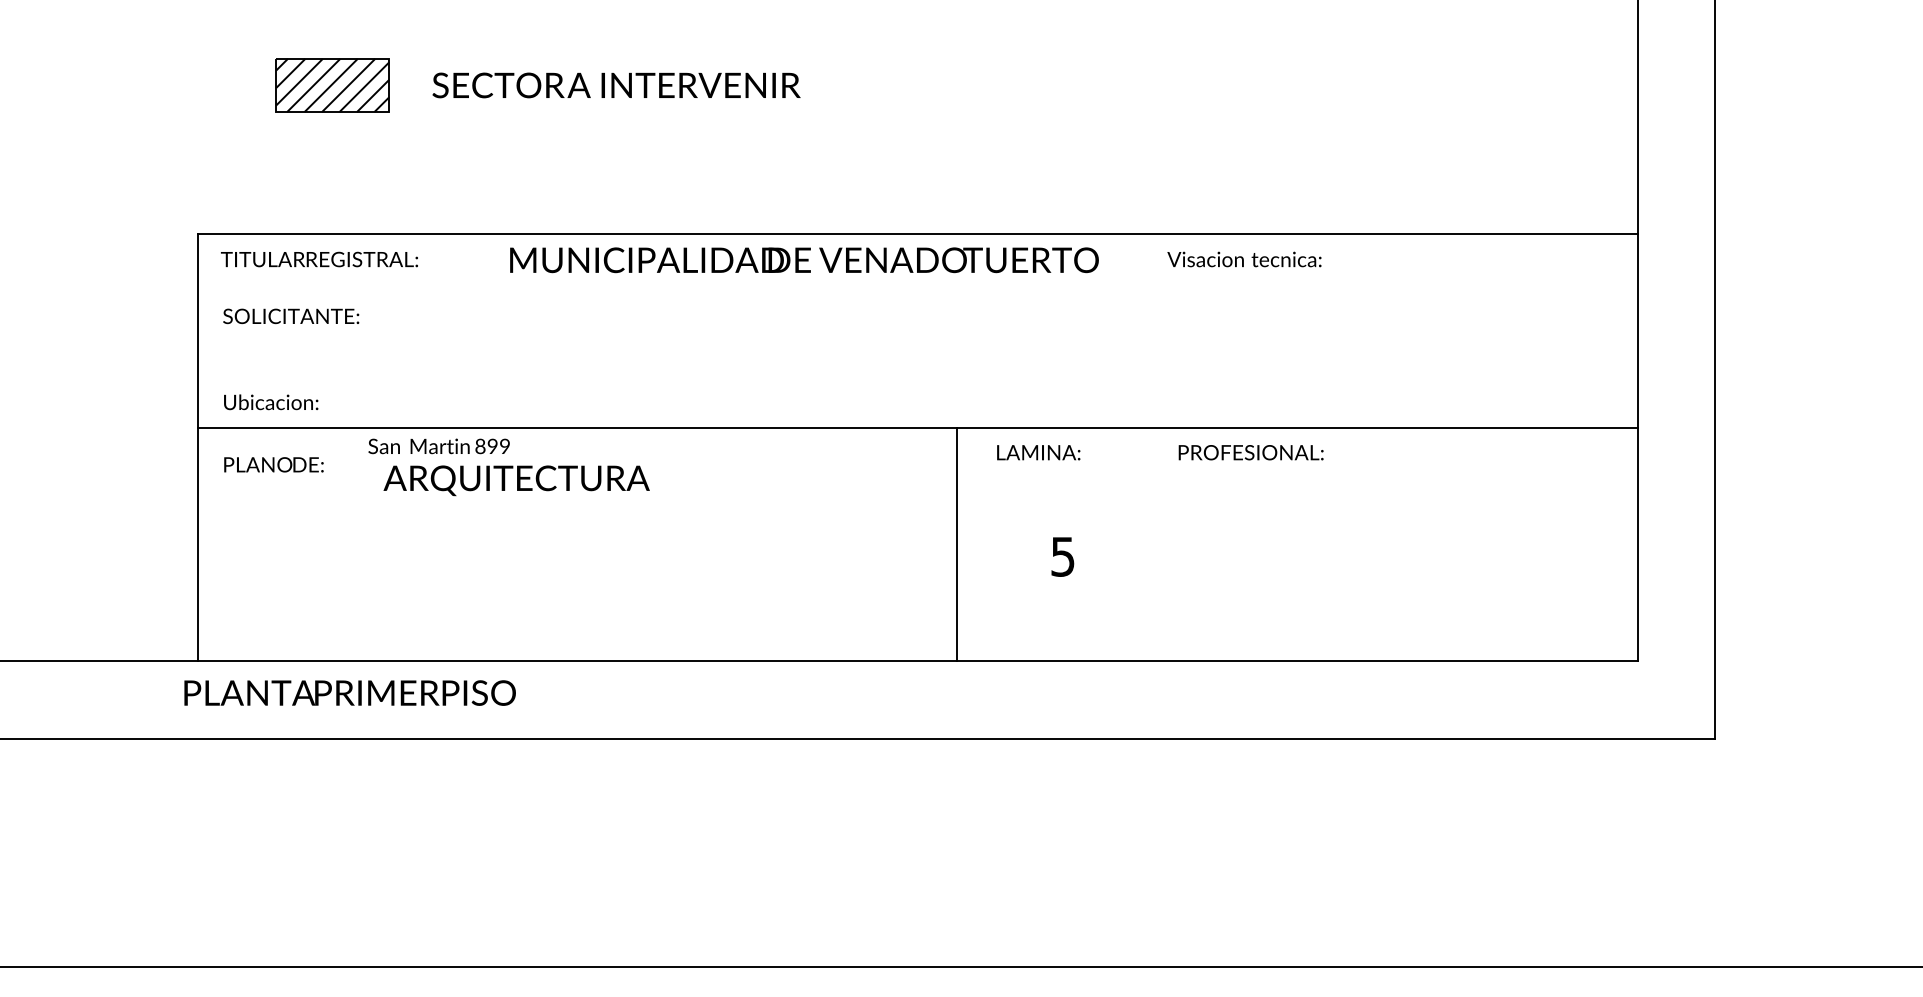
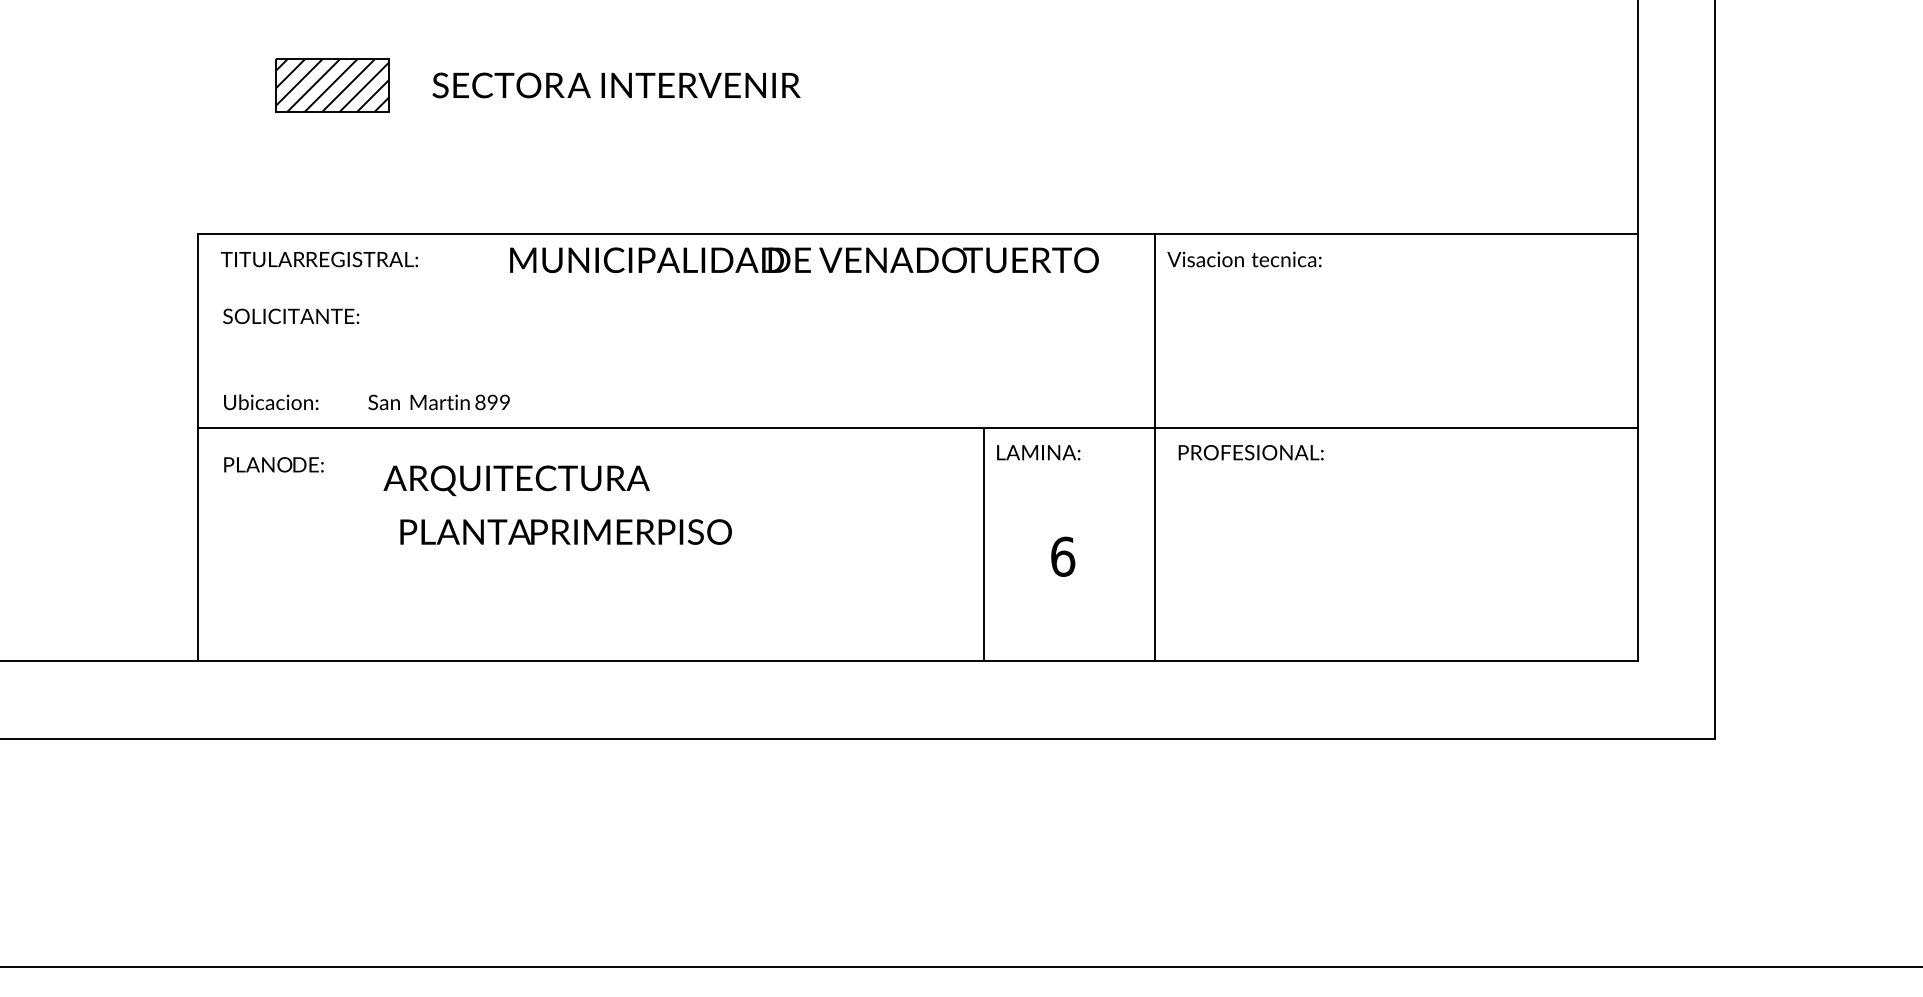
text position: (438, 446) -> (438, 402) (438, 402)
line: none -> present (1155, 447)
line position: (957, 544) -> (984, 544) (984, 544)
text: 5 -> 6 (1063, 556)
text position: (349, 692) -> (565, 531) (565, 531)
